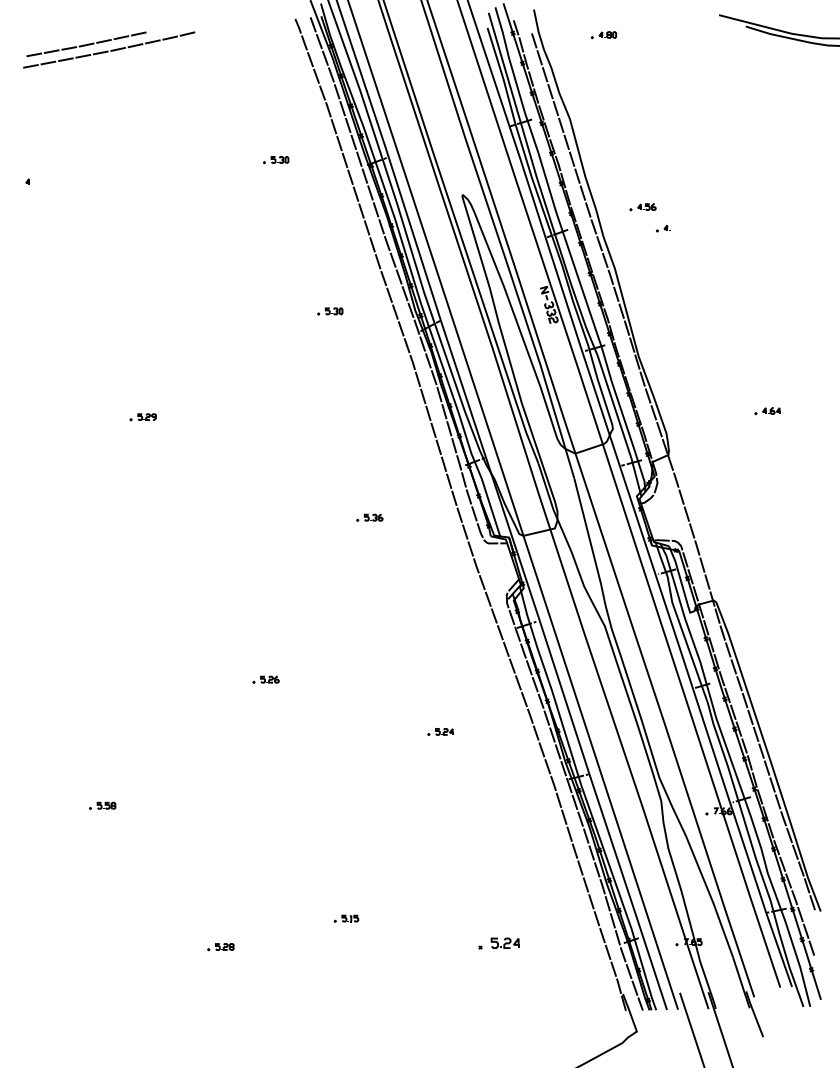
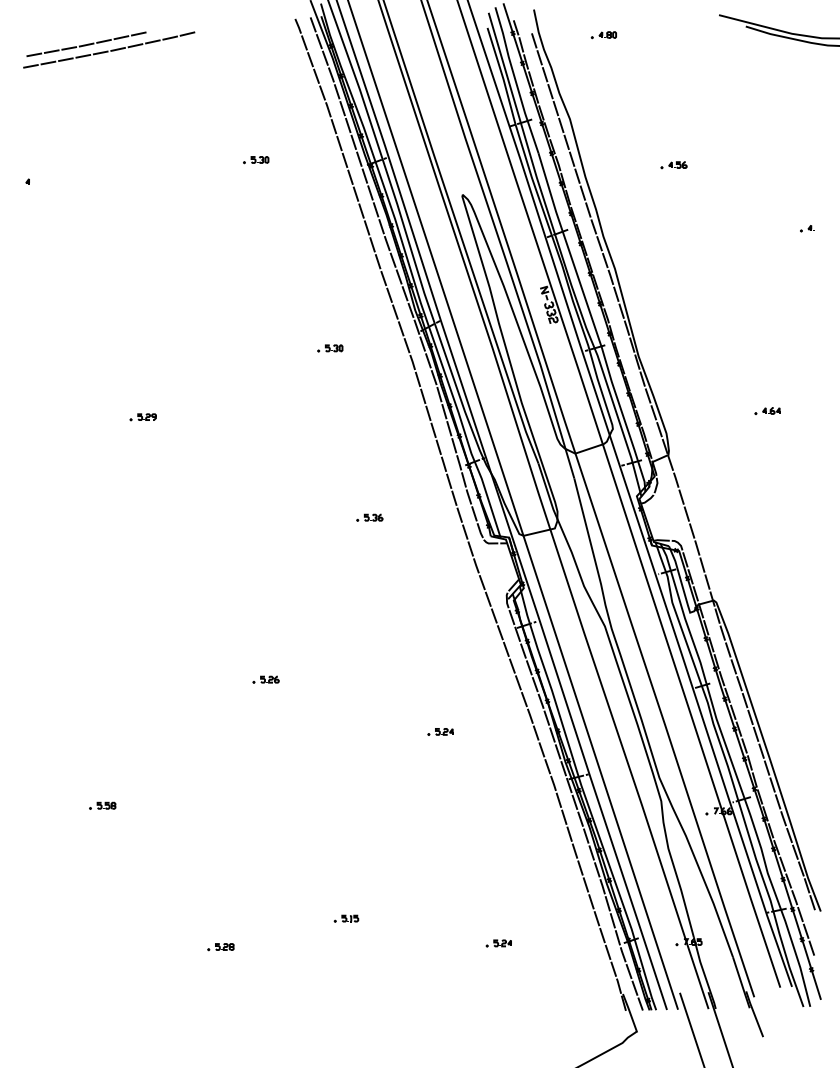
part position: (276, 160) -> (256, 160) (256, 160)
part position: (642, 207) -> (673, 165) (673, 165)
part position: (663, 228) -> (807, 228) (807, 228)
part position: (330, 311) -> (330, 348) (330, 348)
part size: 42x13 px -> 27x9 px (498, 943)
